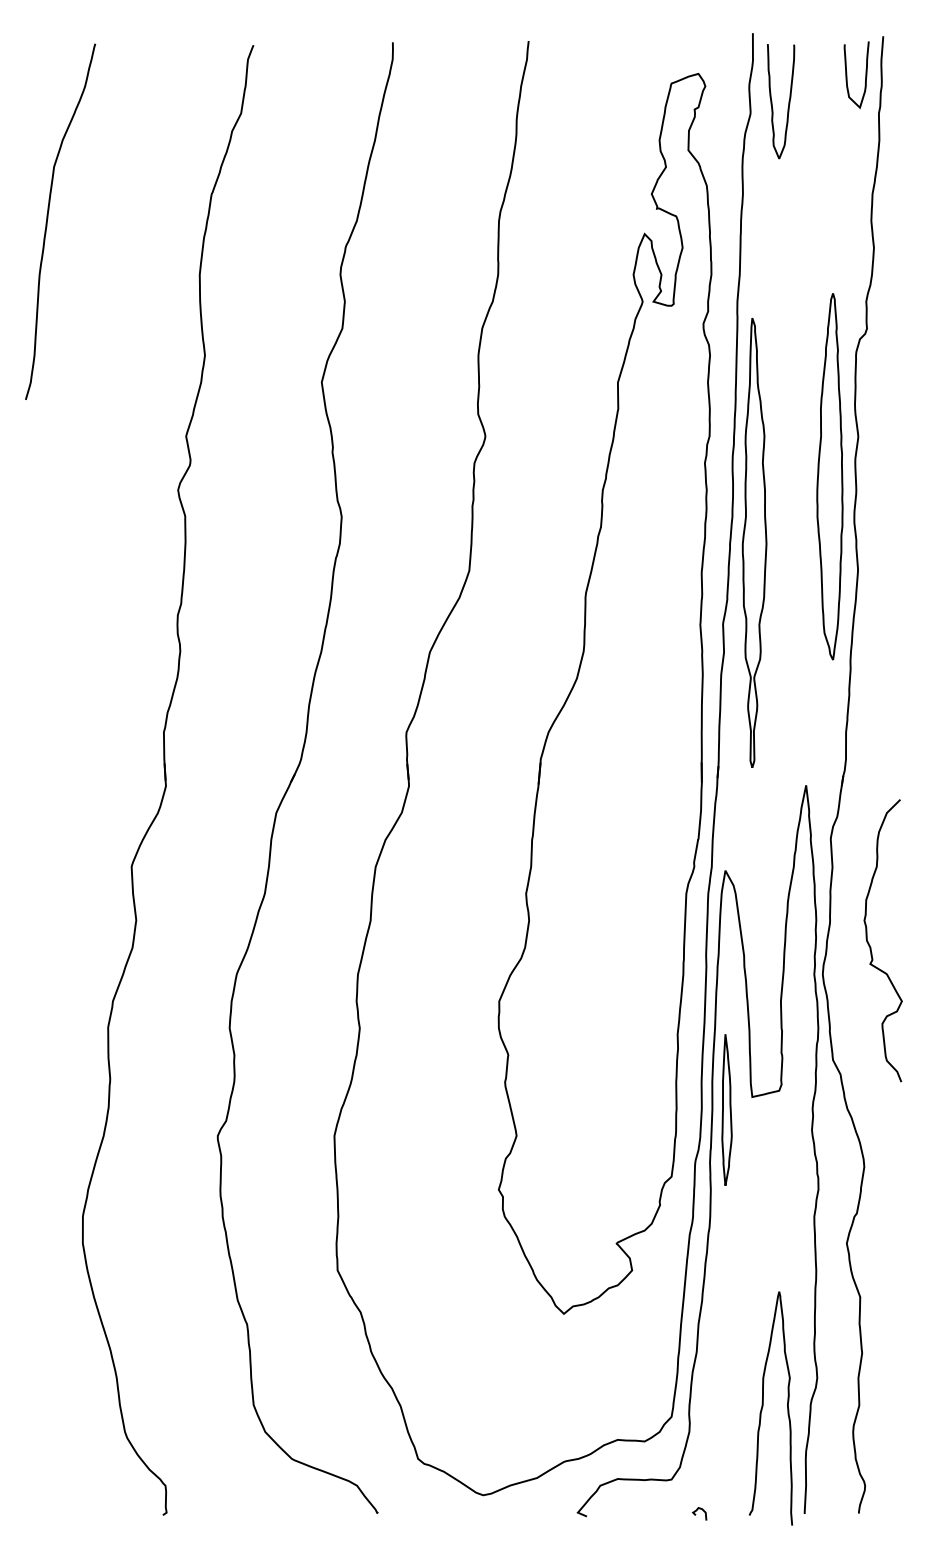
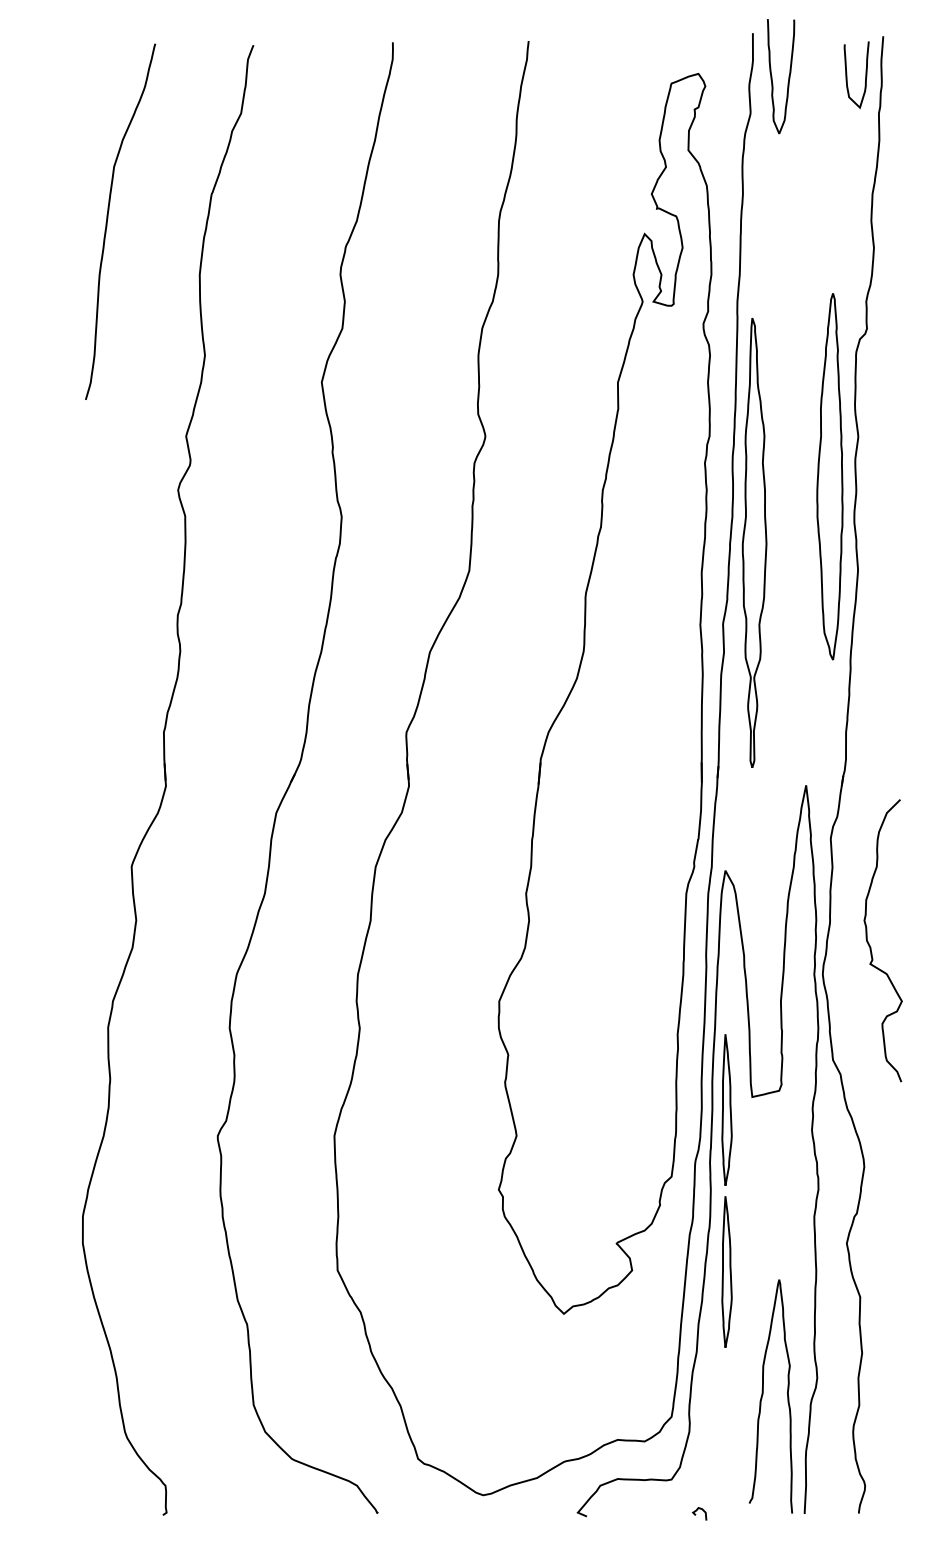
curve position: (788, 101) -> (788, 76) (788, 76)
curve position: (48, 219) -> (108, 219) (108, 219)
part: none -> present (726, 1271)
curve position: (763, 1406) -> (763, 1394) (763, 1394)
